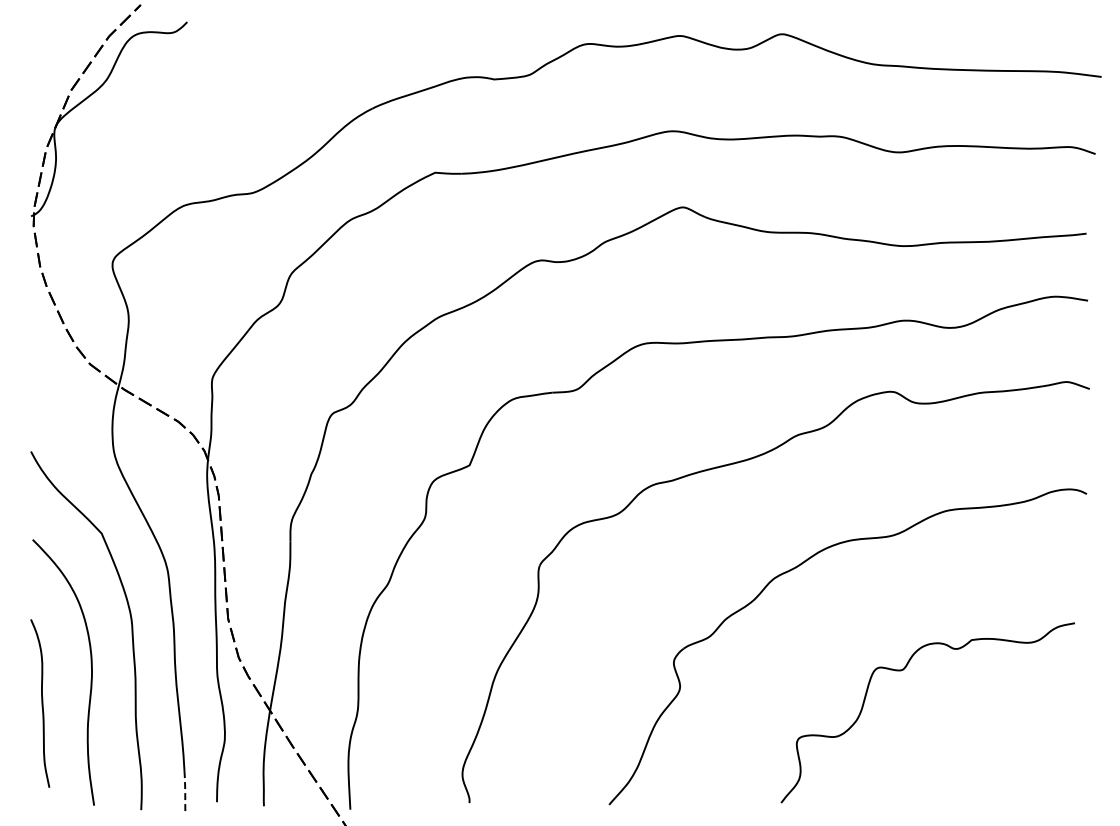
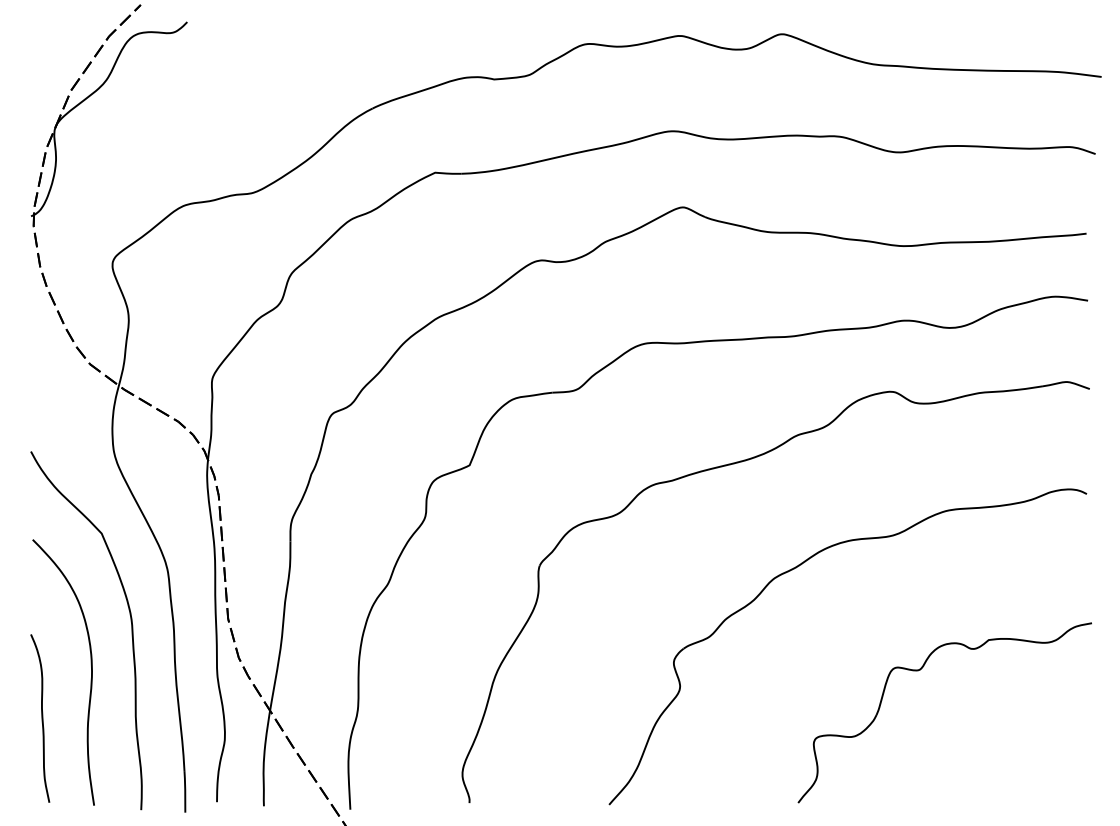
part position: (903, 670) -> (920, 670) (920, 670)
curve position: (41, 703) -> (41, 718) (41, 718)
line: dashed -> solid (185, 791)
